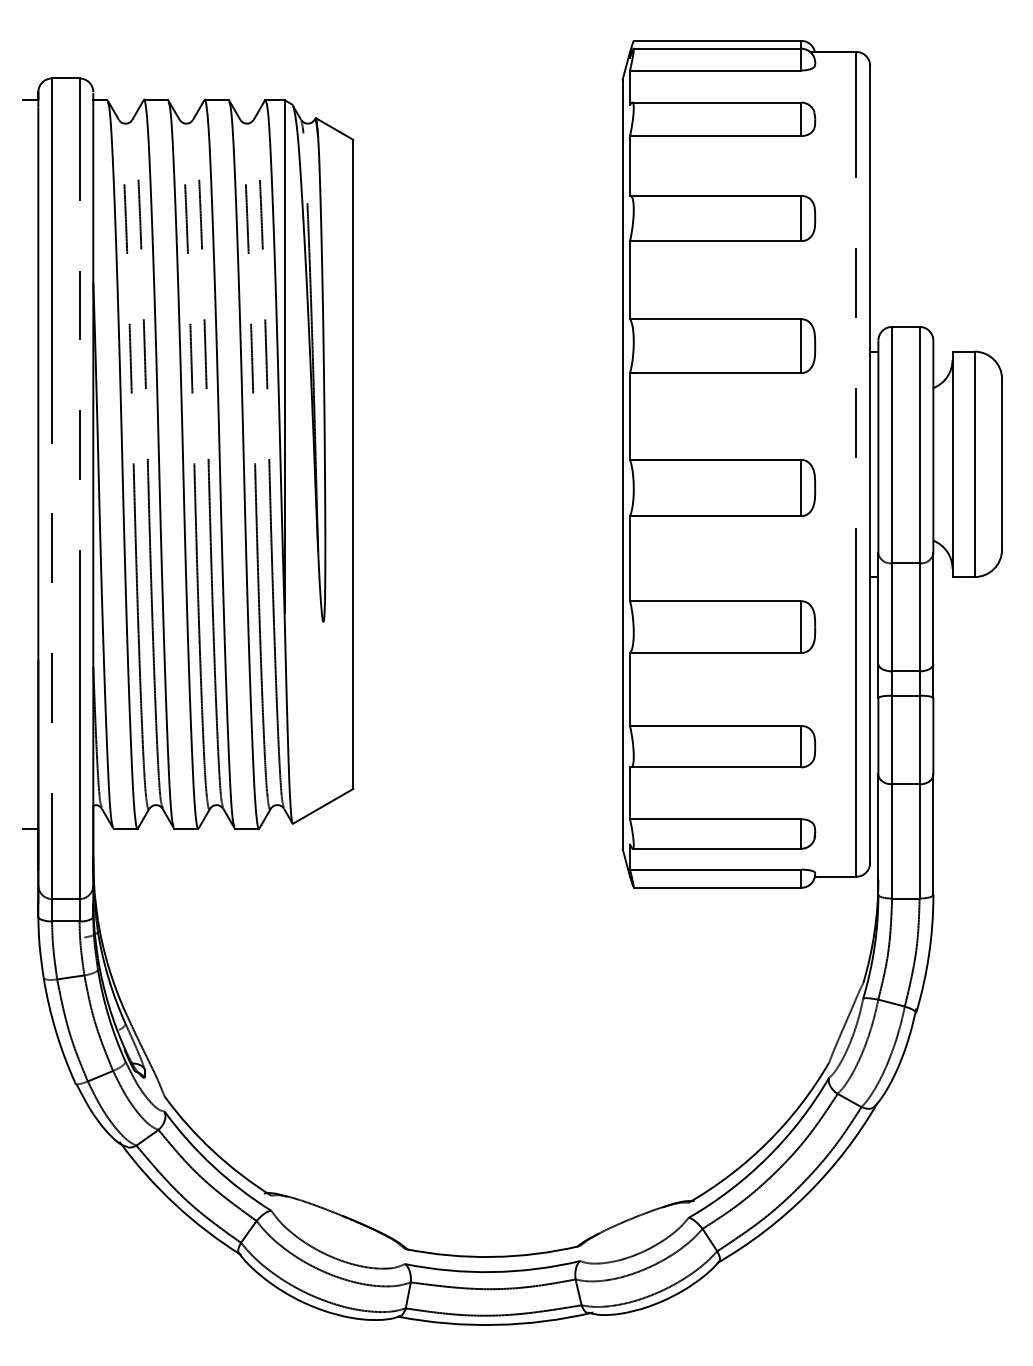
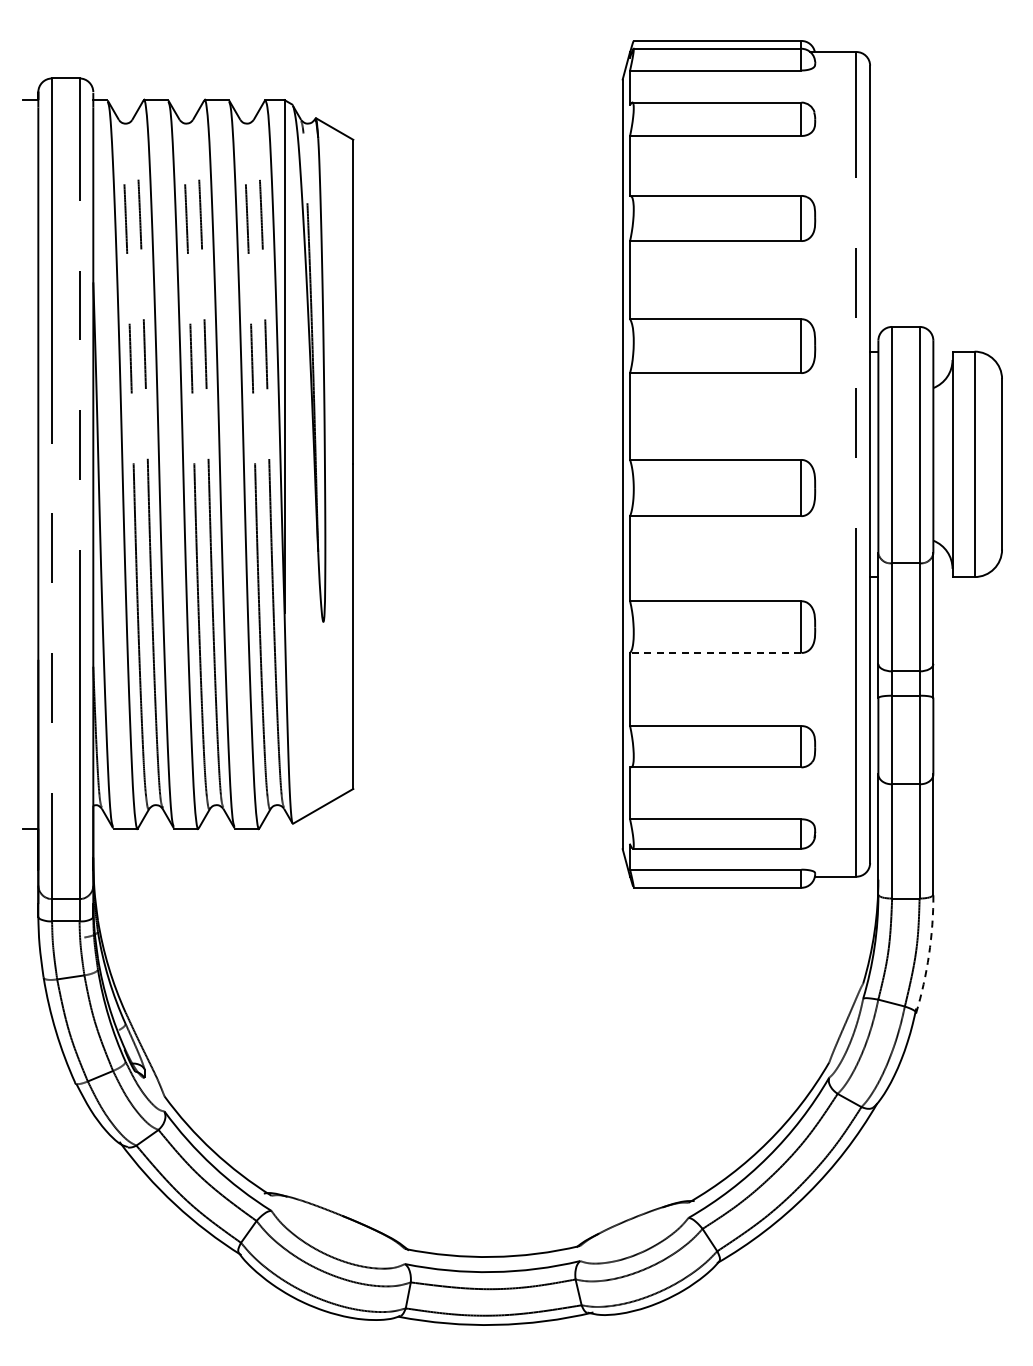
line: solid -> dashed (715, 653)
arc: solid -> dashed (929, 954)
